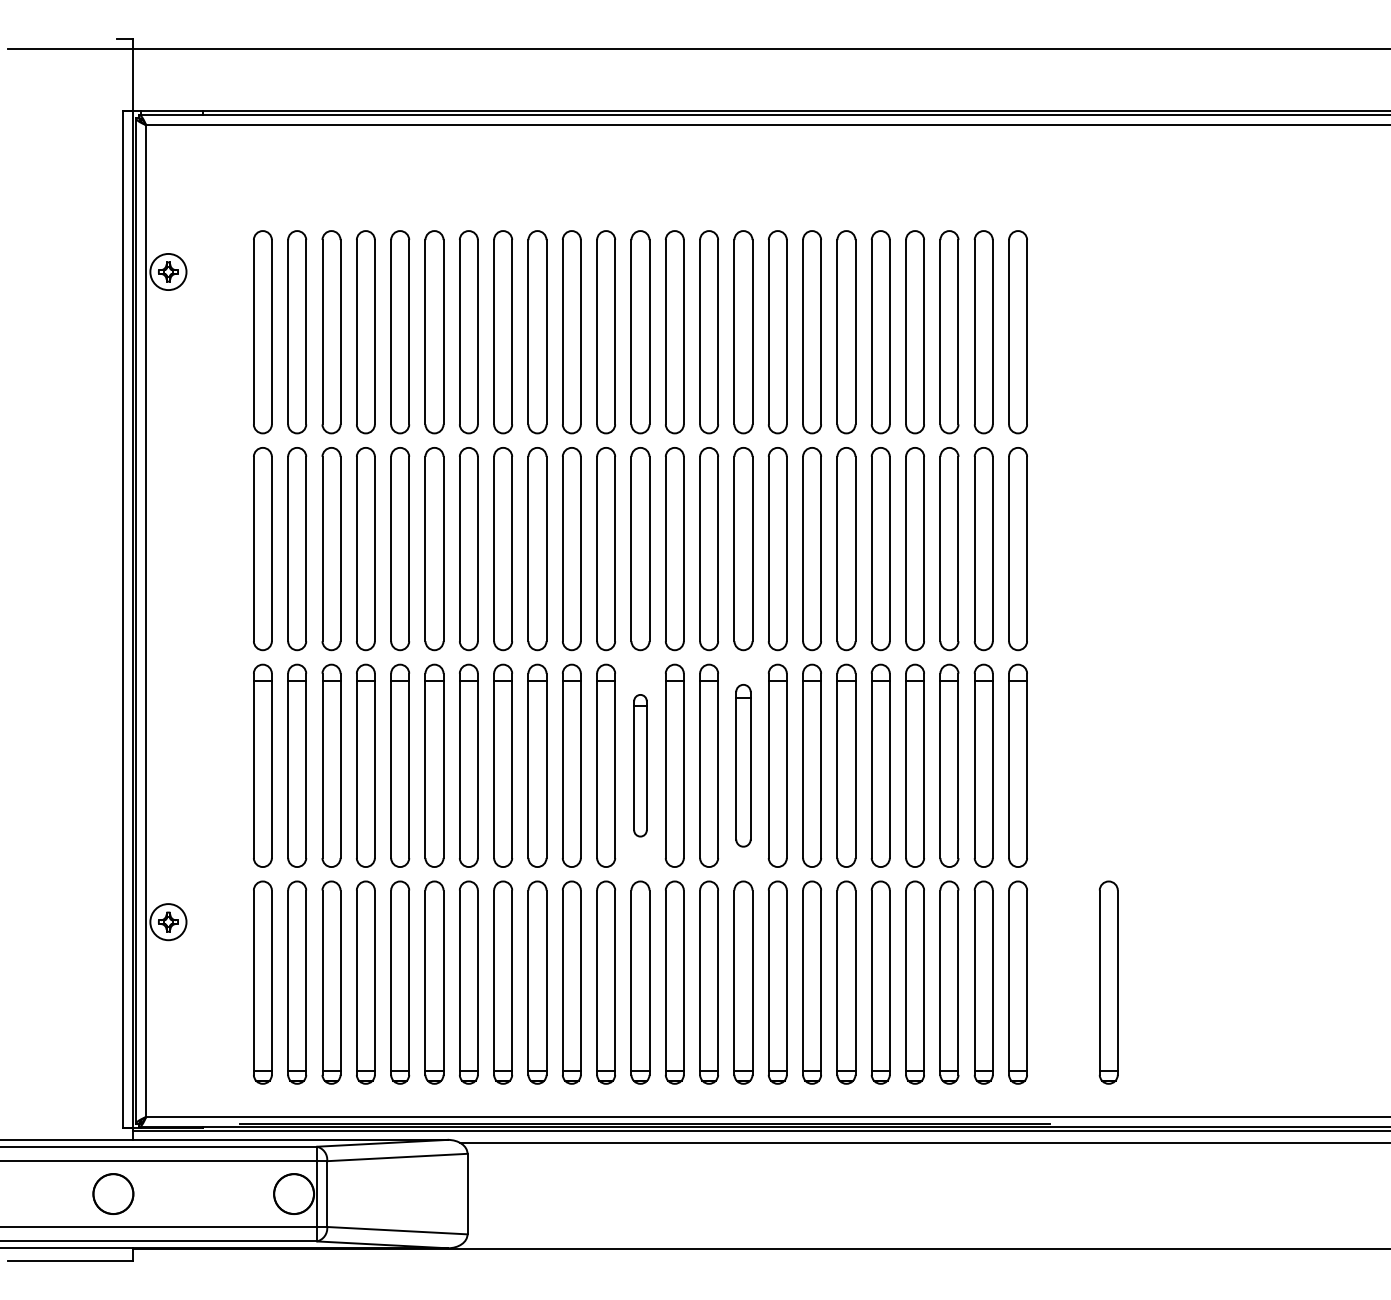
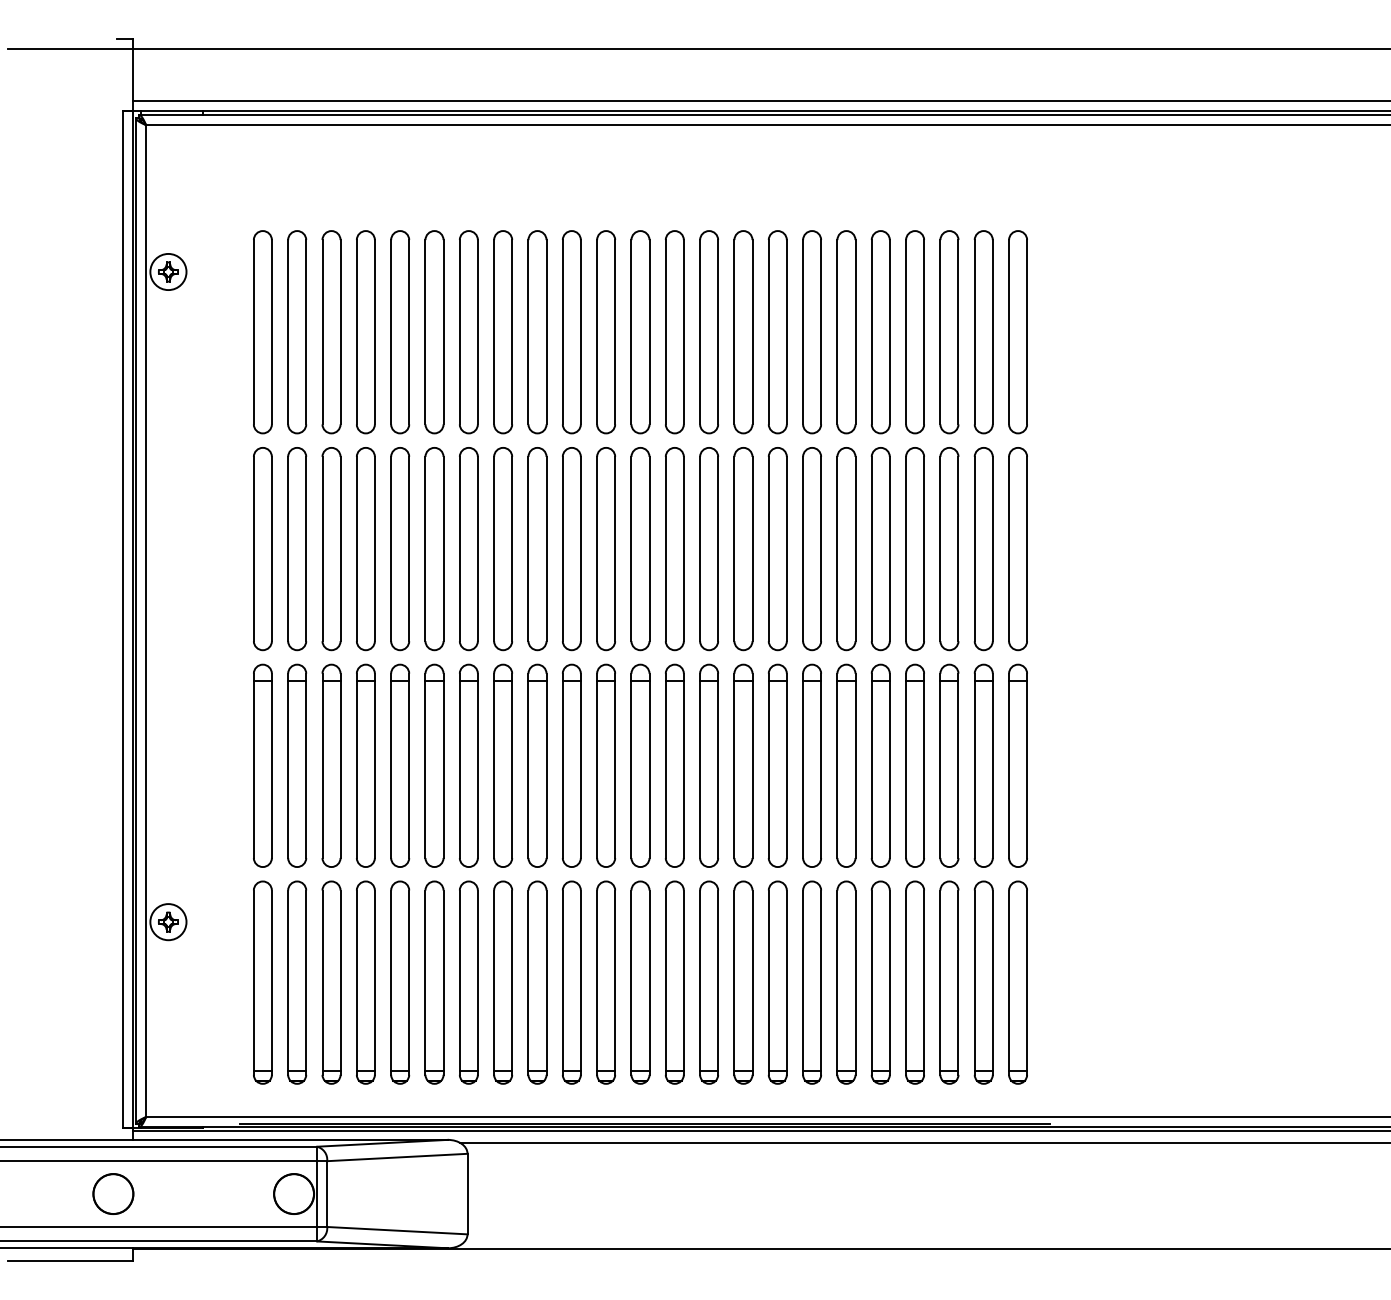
line: none -> present (760, 101)
part size: 15x144 px -> 21x205 px (640, 765)
part size: 17x164 px -> 21x205 px (743, 765)
part: present -> none (1108, 982)
